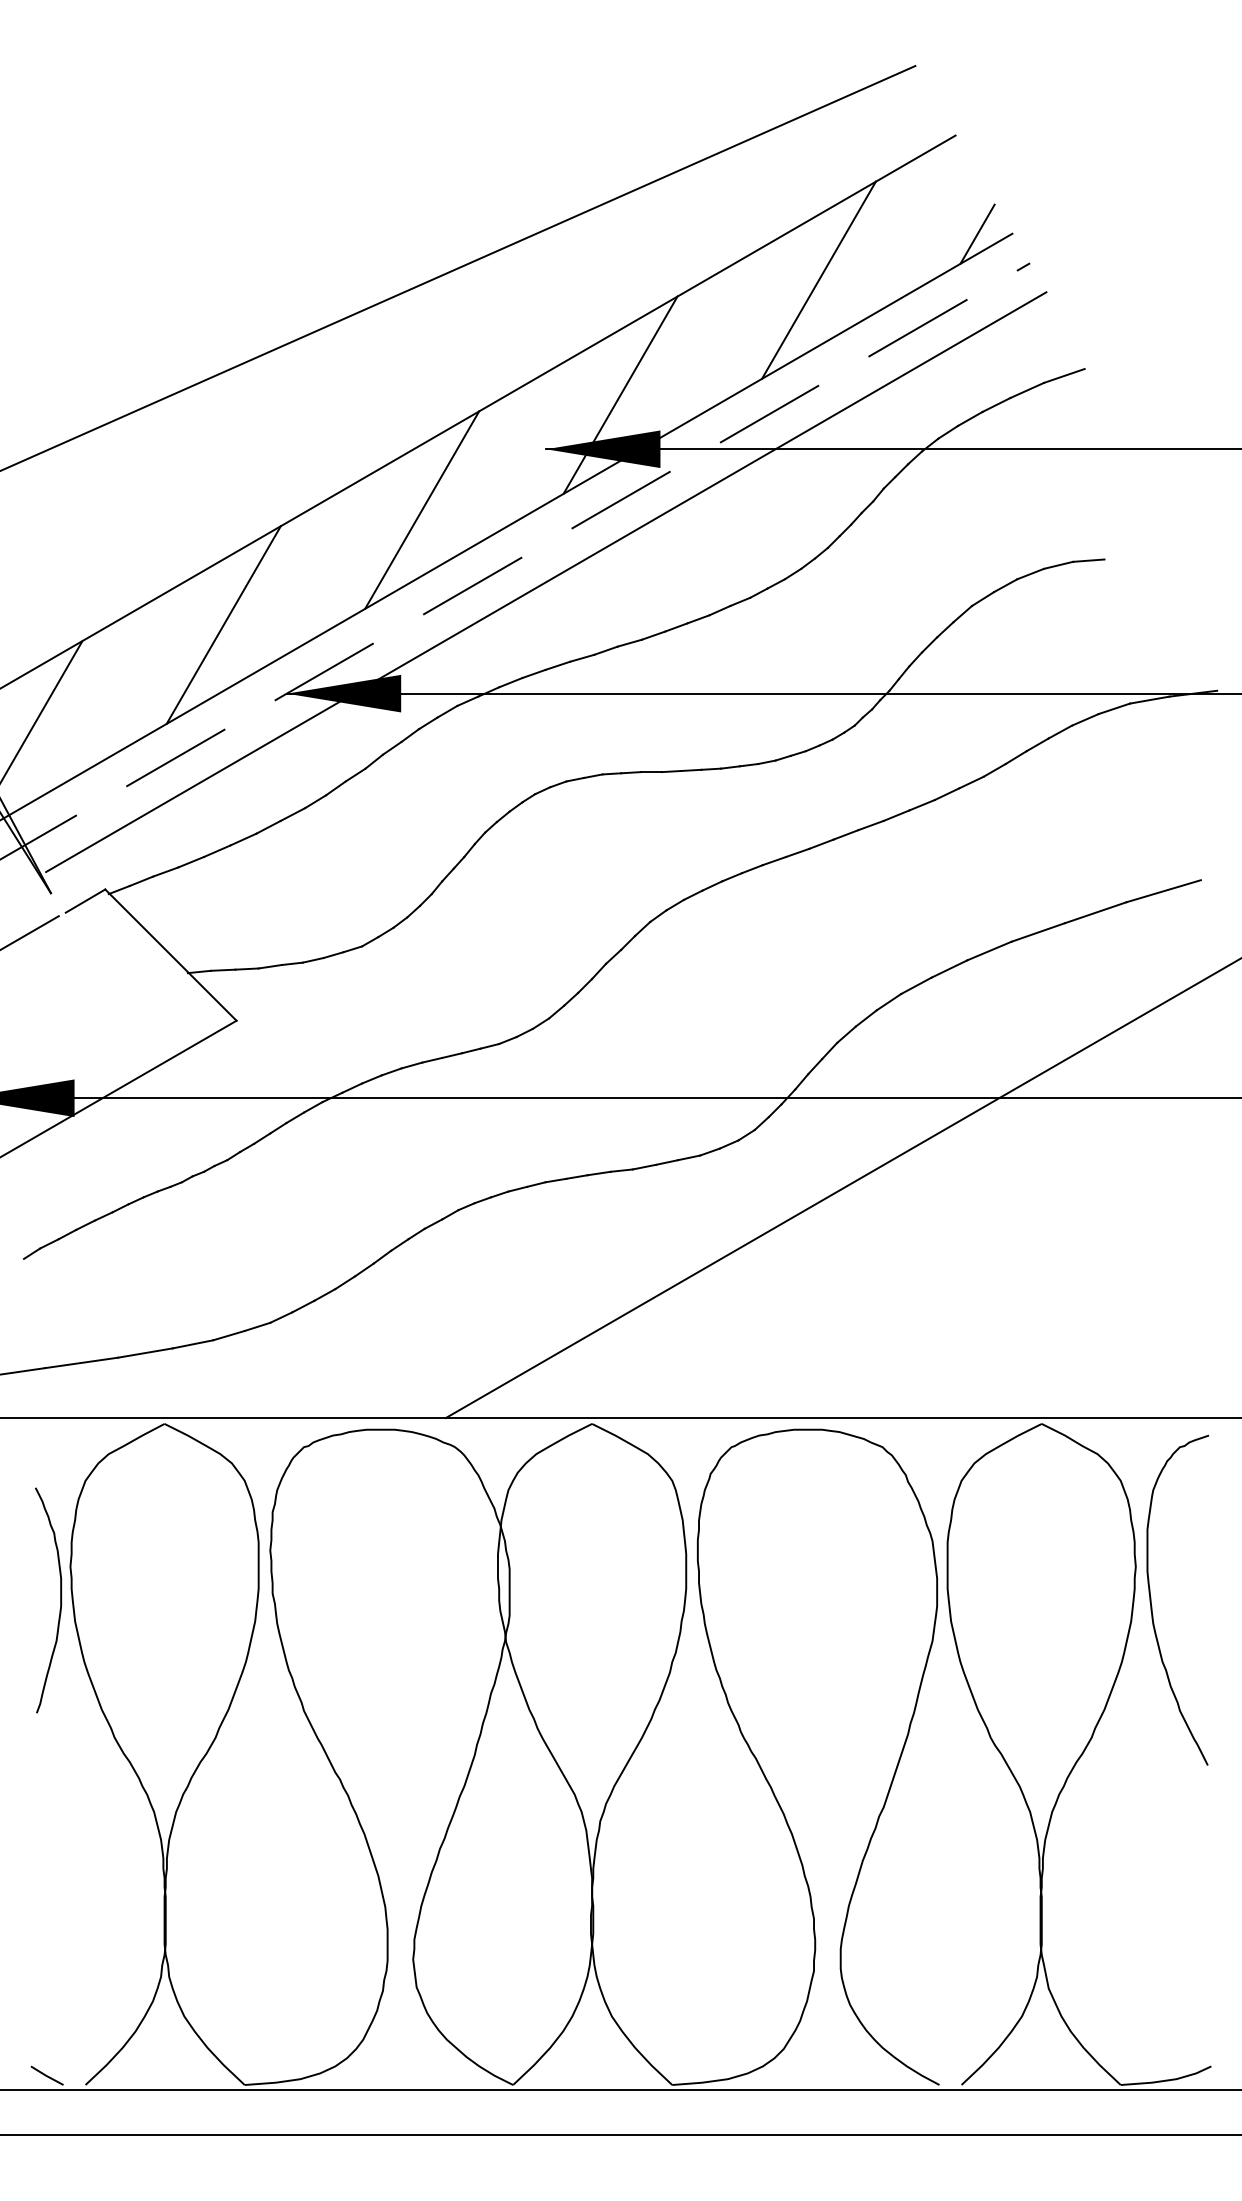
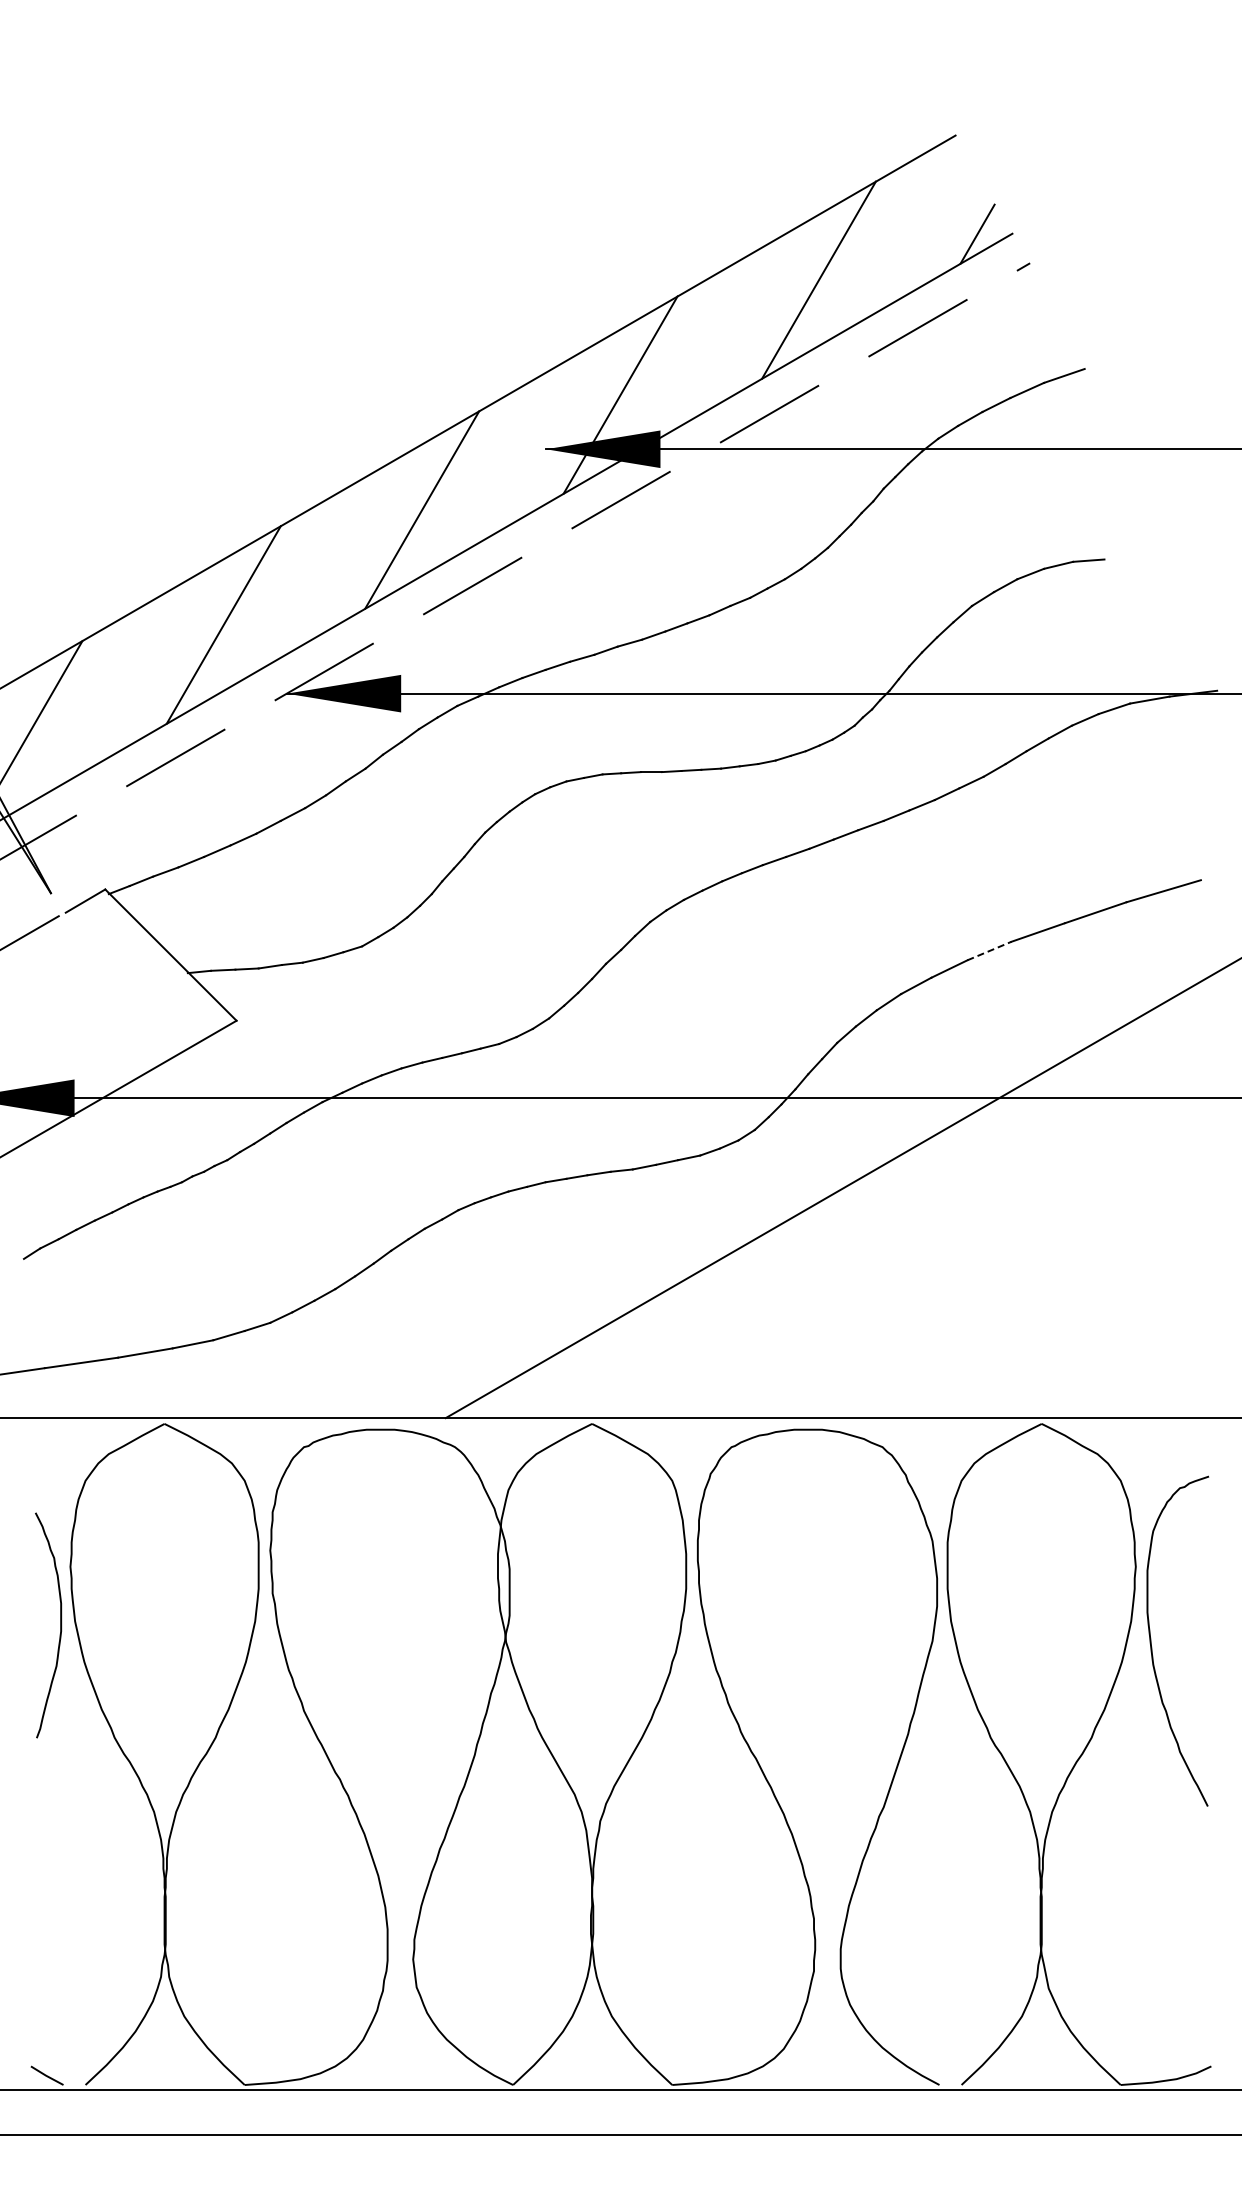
line: present -> none (458, 268)
line: present -> none (546, 582)
line: solid -> dashed (989, 951)
curve position: (60, 1600) -> (60, 1625) (60, 1625)
curve position: (1152, 1606) -> (1152, 1647) (1152, 1647)
